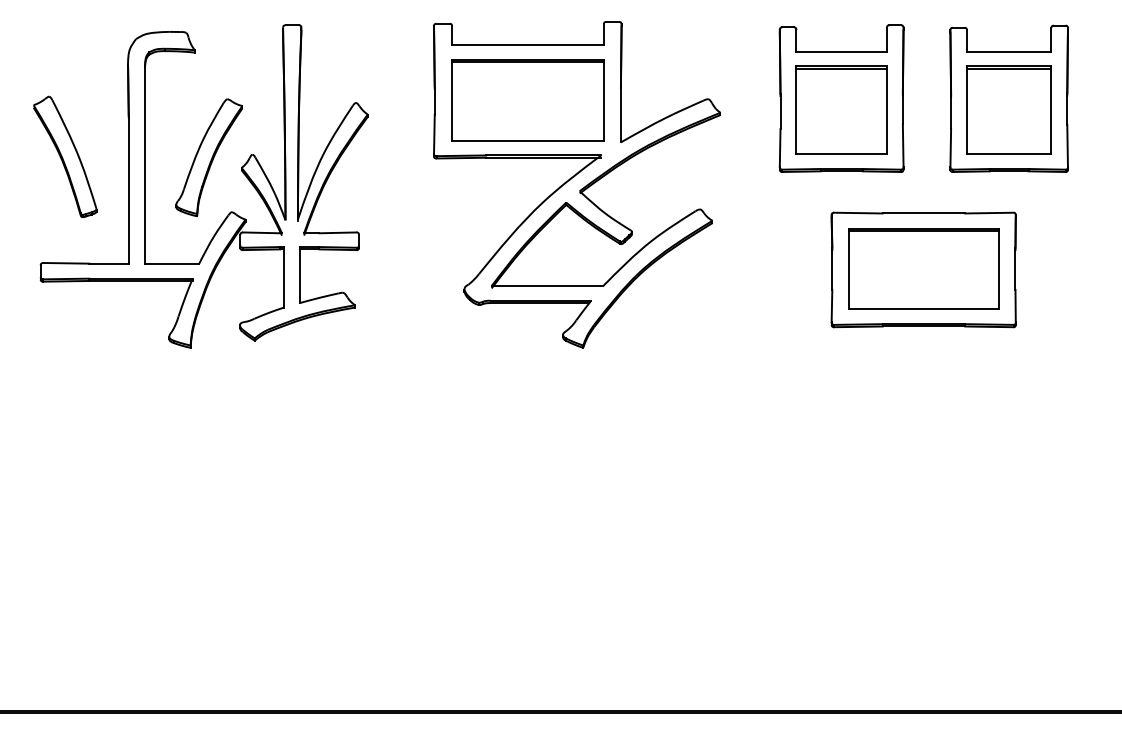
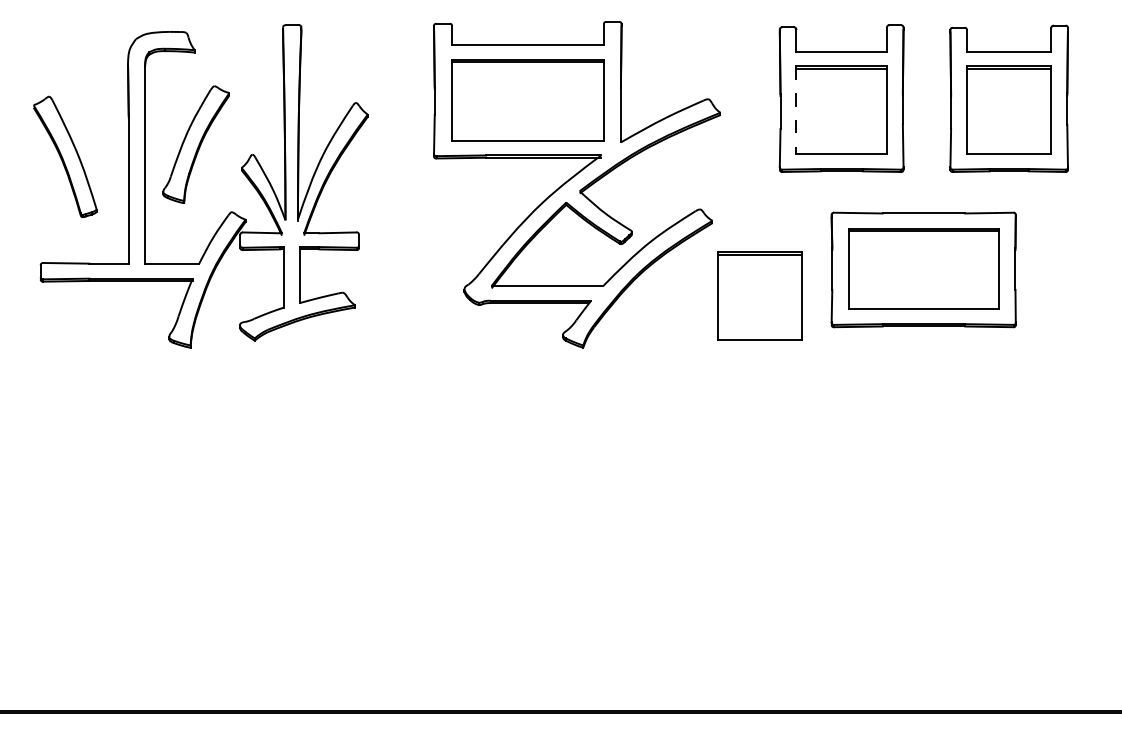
line: solid -> dashed (796, 110)
part position: (208, 157) -> (195, 144) (195, 144)
part: none -> present (759, 295)
